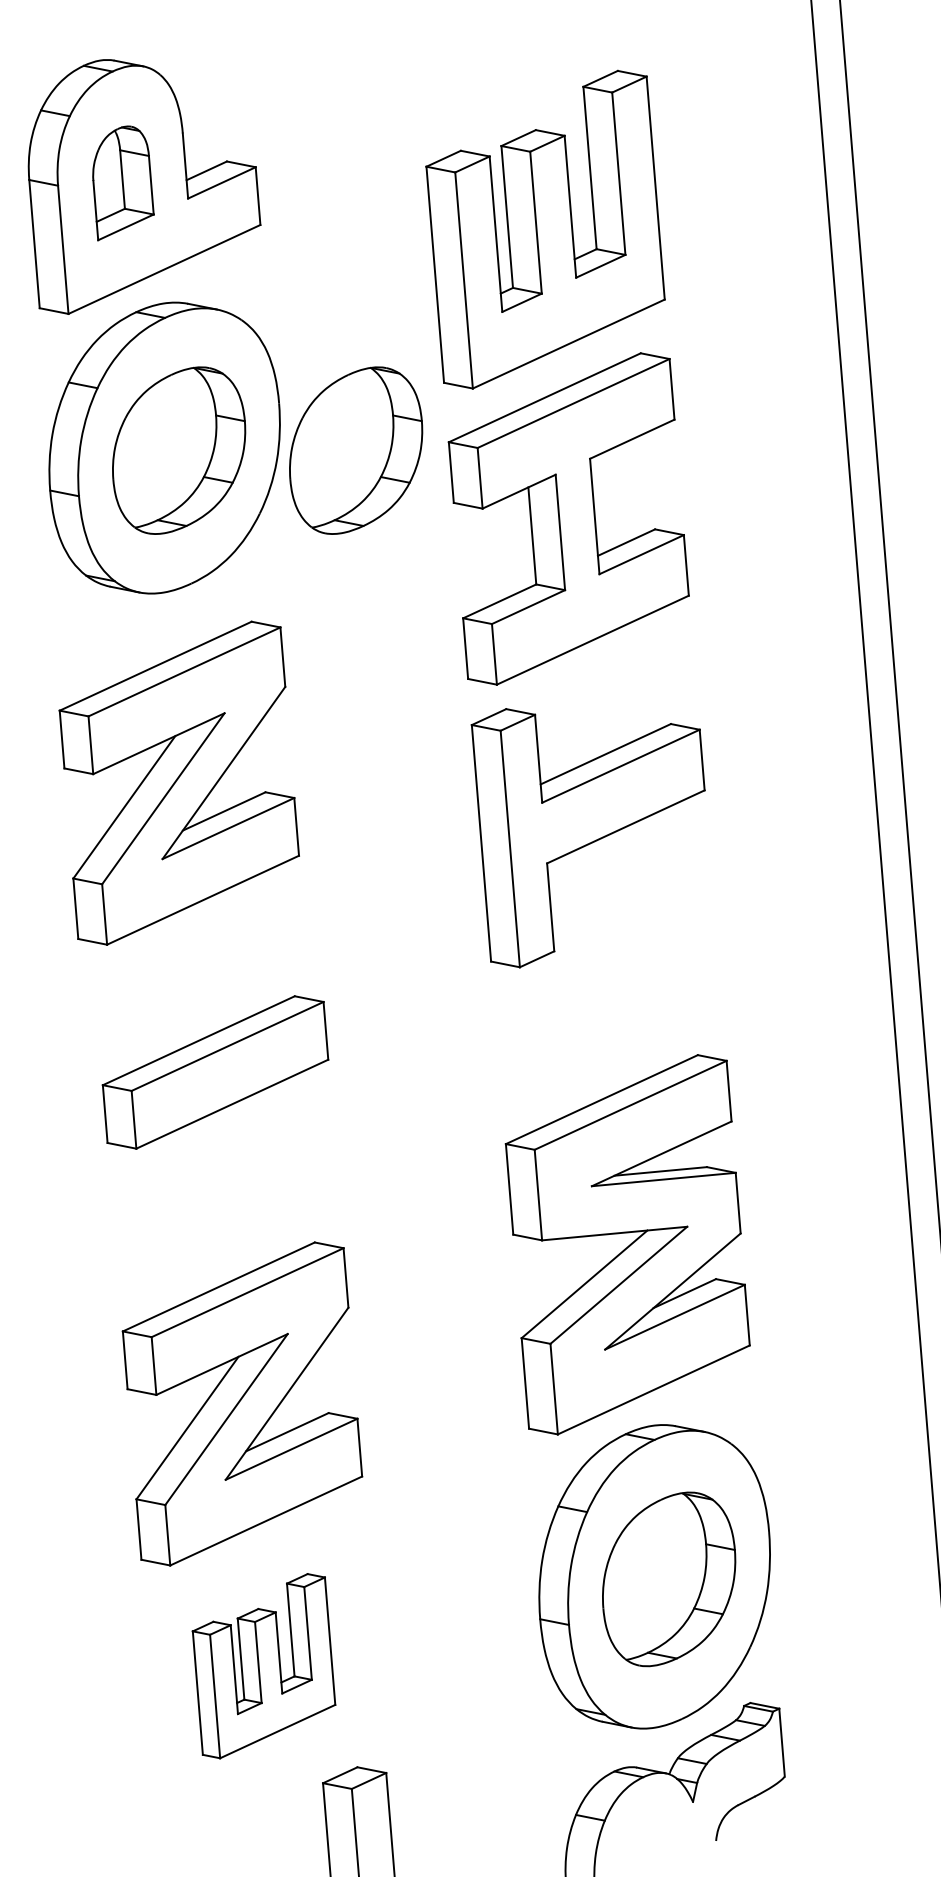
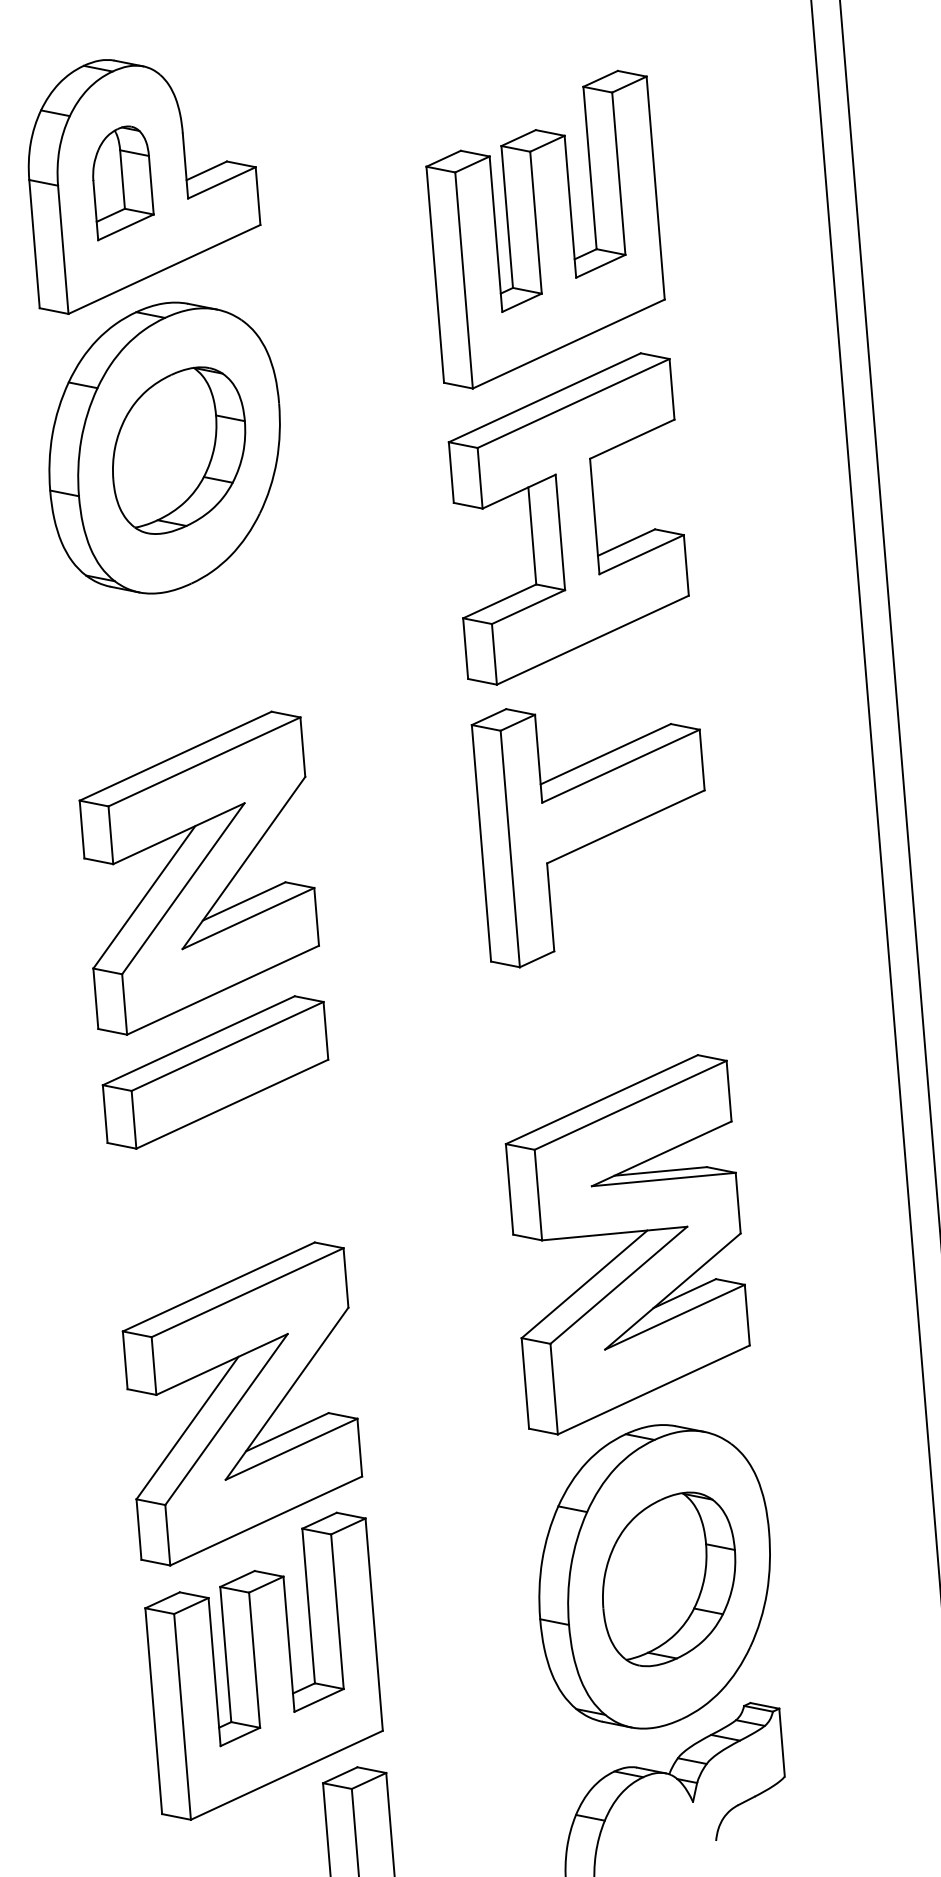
part: present -> none (356, 450)
part position: (178, 782) -> (198, 872) (198, 872)
part size: 146x187 px -> 240x310 px (263, 1665)
